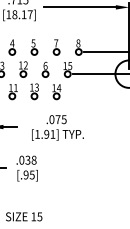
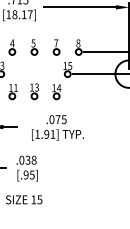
part: present -> none (23, 69)
part: present -> none (45, 69)
text position: (24, 216) -> (24, 199) (24, 199)
